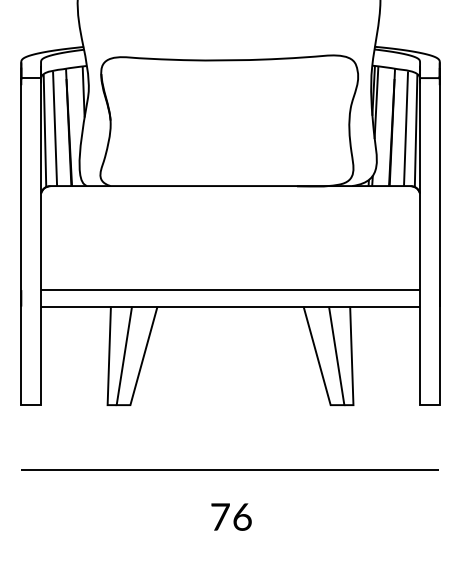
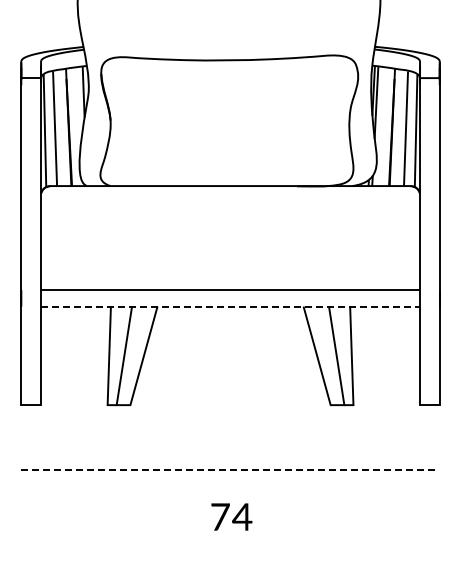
line: solid -> dashed (230, 306)
line: solid -> dashed (229, 469)
text: 76 -> 74 (242, 516)
